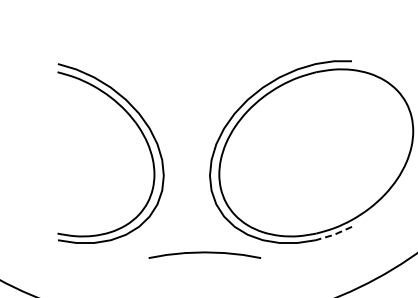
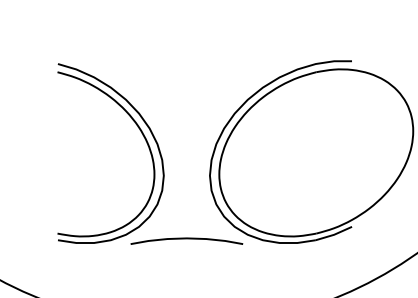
line: dashed -> solid (334, 234)
curve position: (204, 253) -> (186, 239) (186, 239)
